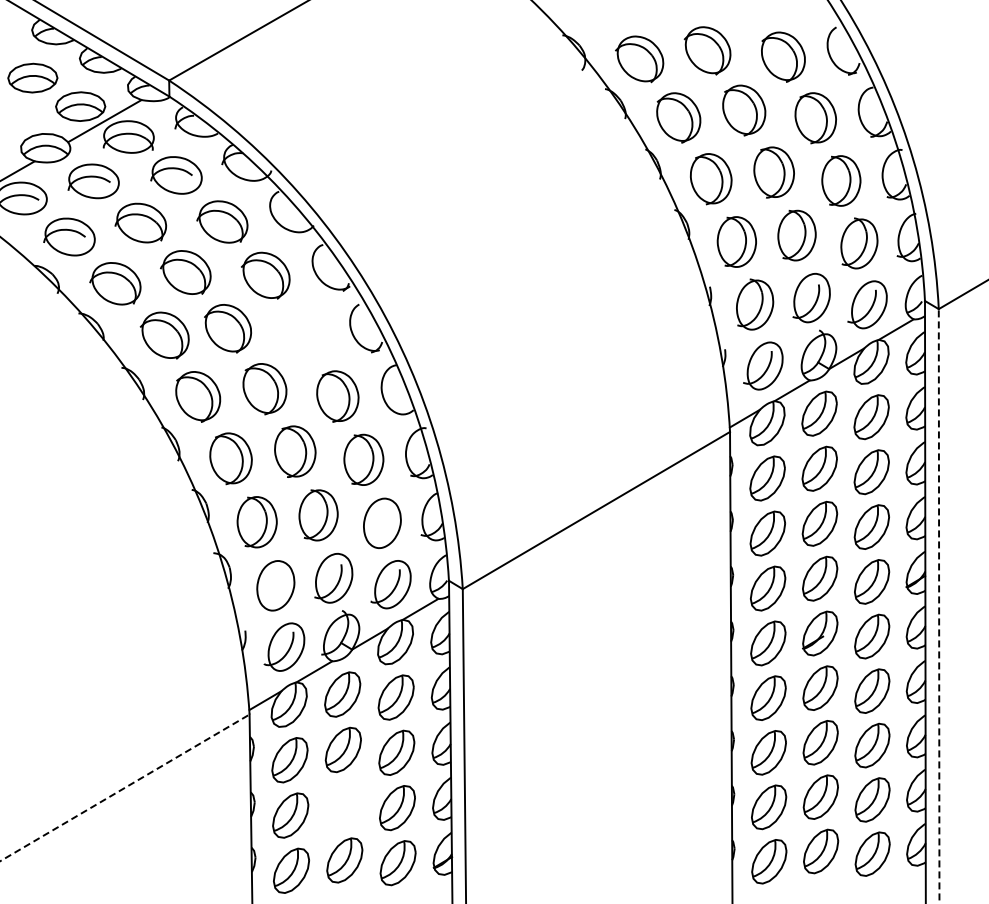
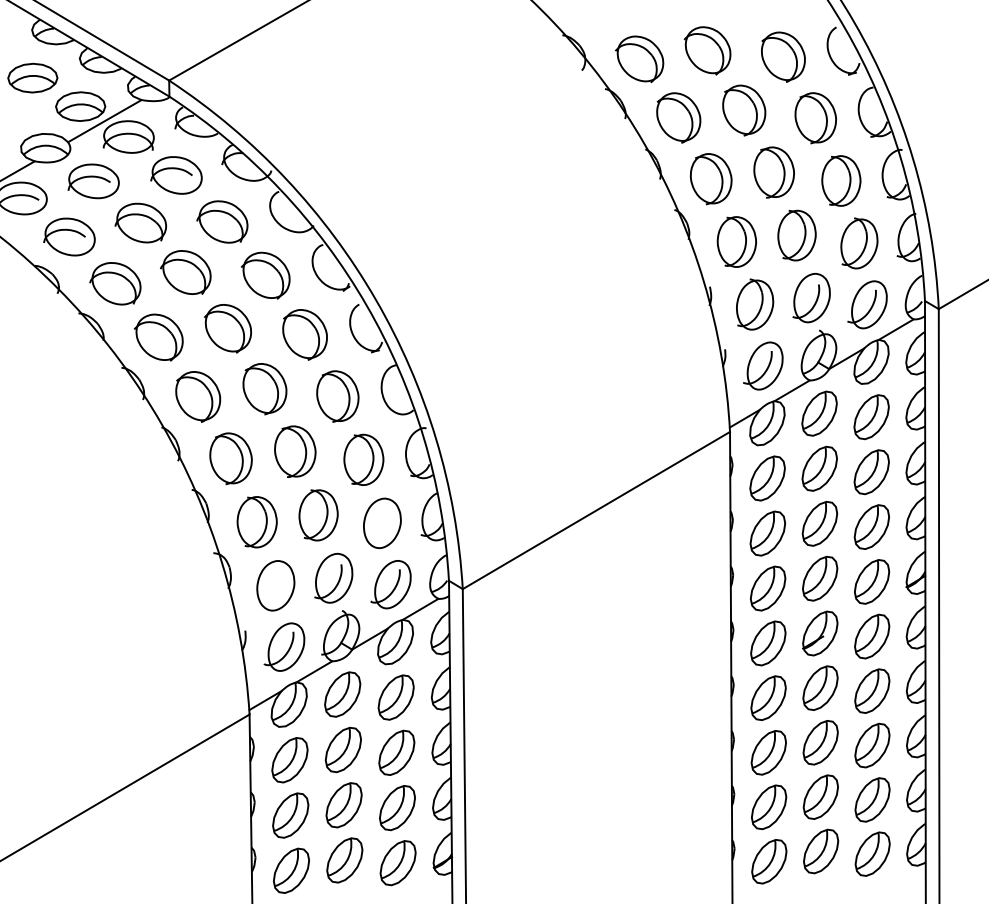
part: none -> present (304, 334)
part position: (164, 335) -> (158, 337) (158, 337)
line: dashed -> solid (939, 605)
line: dashed -> solid (125, 787)
part: none -> present (343, 805)
